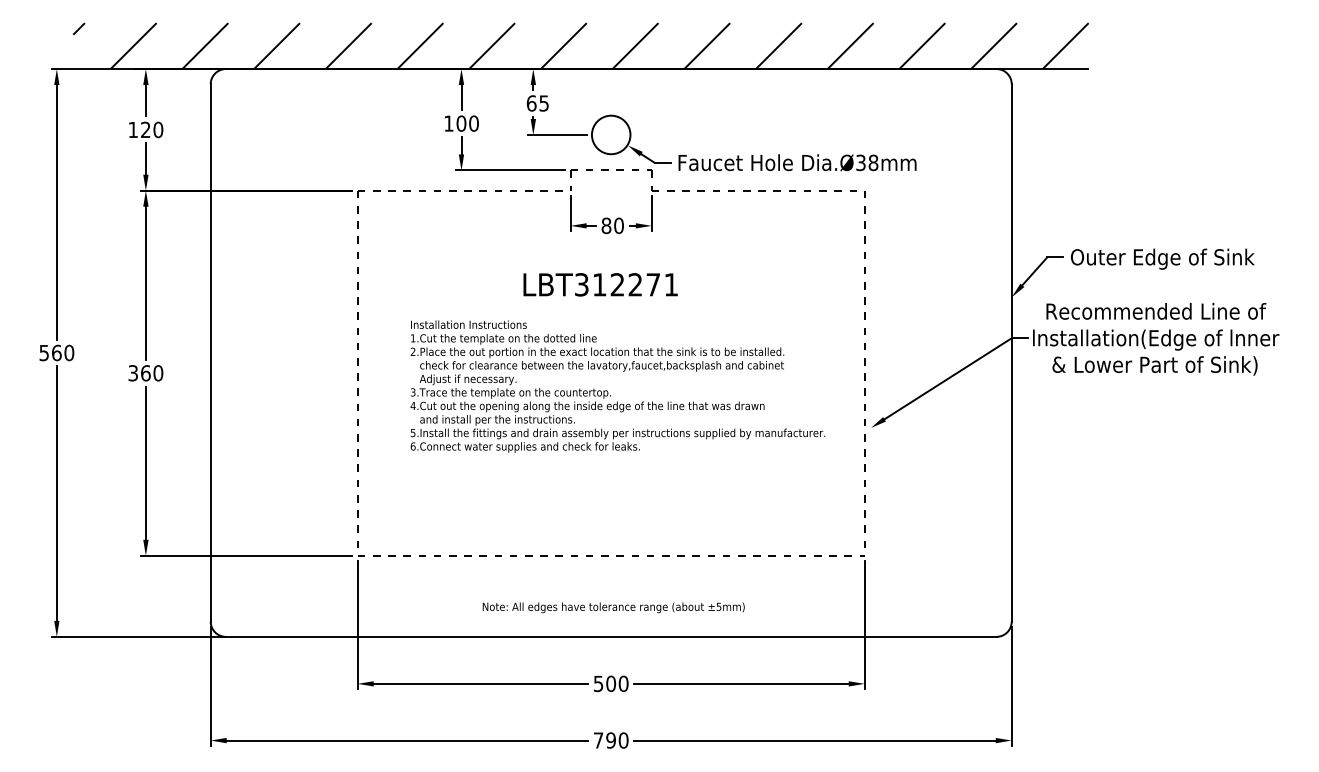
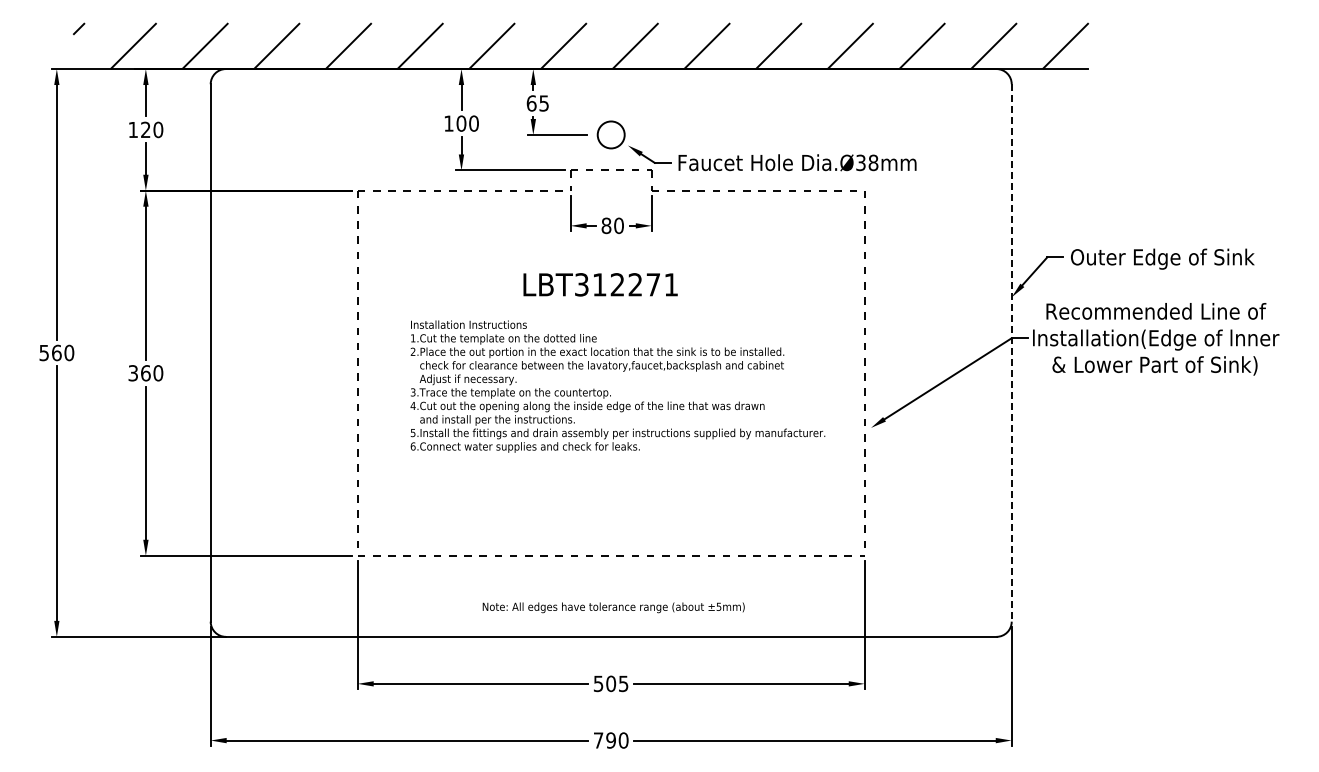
circle diameter: 39 px -> 27 px (610, 134)
line: solid -> dashed (1011, 352)
text: 500 -> 505 (623, 683)
